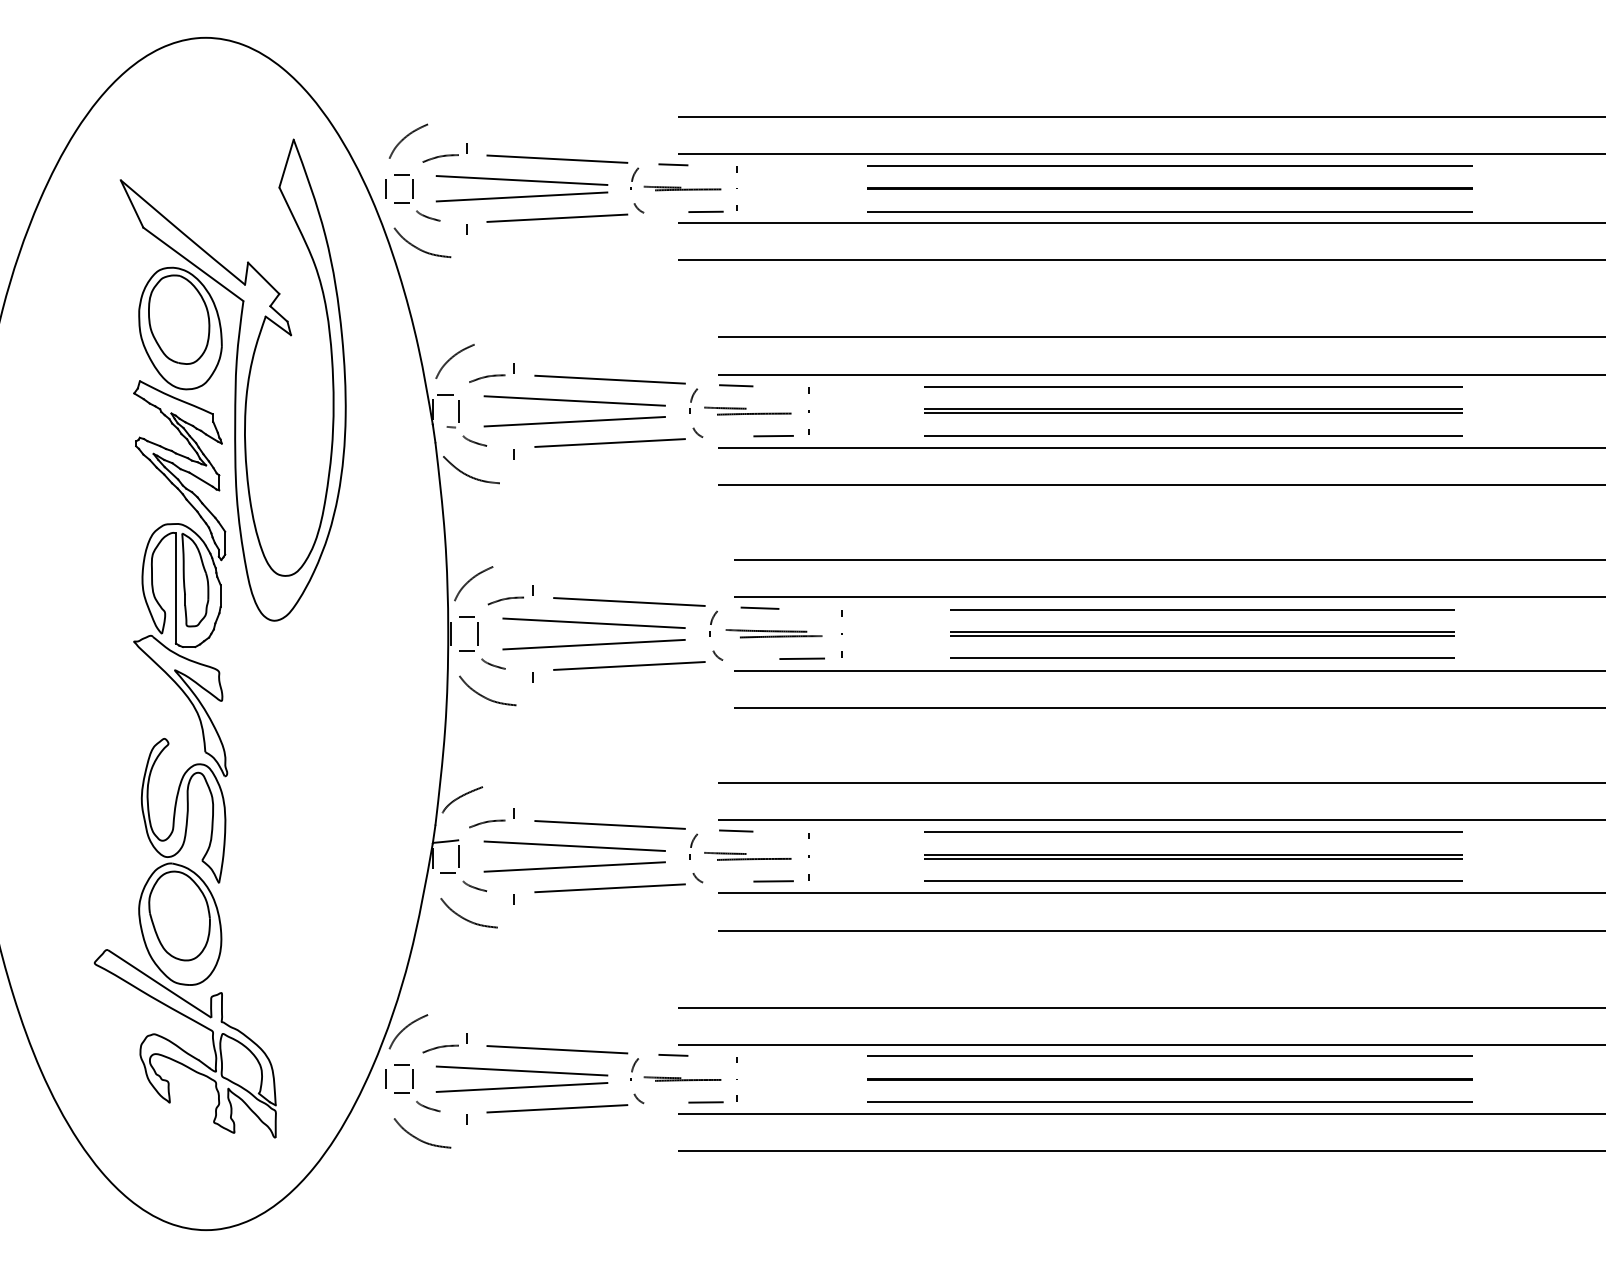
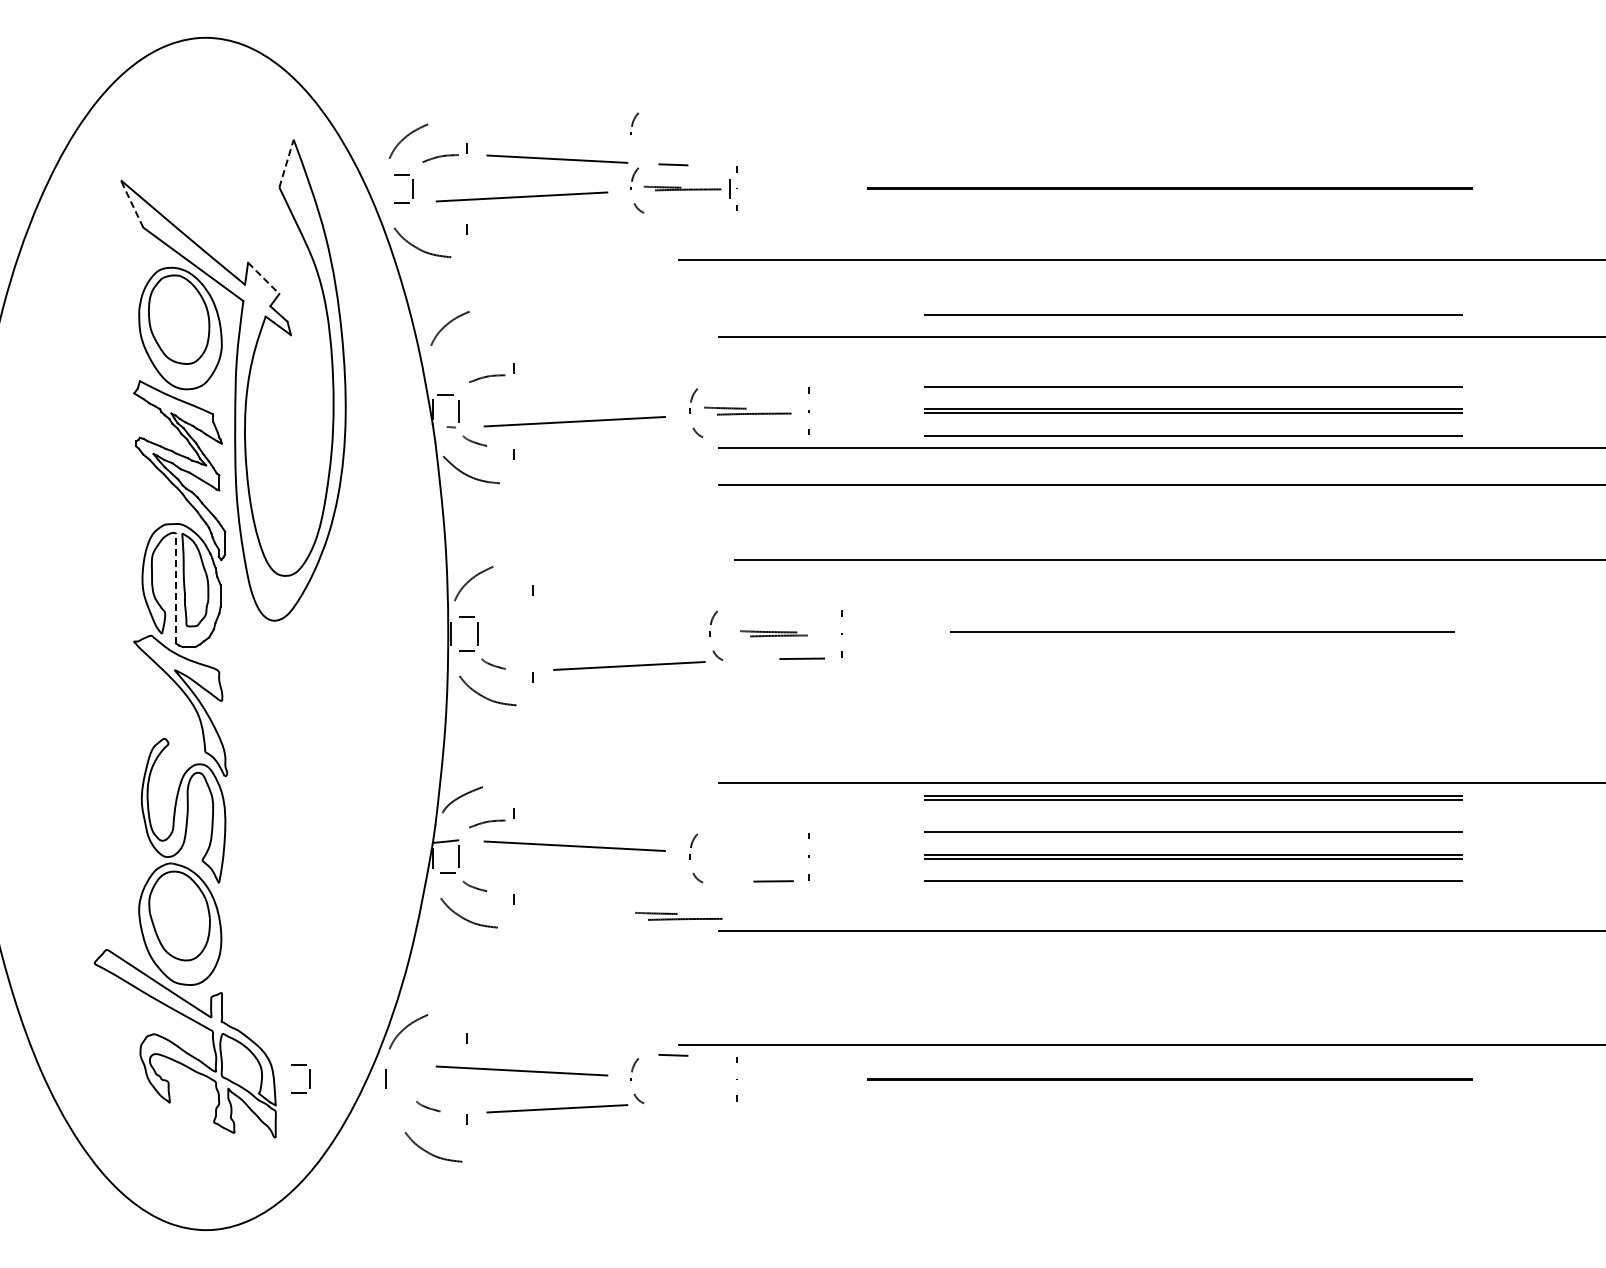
line: present -> none (1140, 117)
part: none -> present (634, 123)
line: present -> none (1140, 154)
line: solid -> dashed (286, 163)
line: present -> none (1169, 165)
line: present -> none (521, 180)
line position: (385, 188) -> (729, 188) (729, 188)
line: solid -> dashed (131, 203)
line: present -> none (705, 211)
line: present -> none (1169, 211)
curve: present -> none (428, 216)
line: present -> none (557, 217)
line: present -> none (1140, 222)
line: solid -> dashed (264, 278)
line: none -> present (1193, 314)
curve position: (452, 358) -> (447, 325) (447, 325)
line: present -> none (1159, 374)
line: present -> none (609, 379)
line: present -> none (736, 385)
line: present -> none (574, 400)
line: present -> none (773, 435)
line: present -> none (609, 443)
line: solid -> dashed (175, 588)
line: present -> none (1167, 596)
curve: present -> none (505, 599)
line: present -> none (629, 602)
line: present -> none (759, 607)
line: present -> none (1202, 609)
line: present -> none (593, 623)
part size: 98x10 px -> 68x8 px (773, 633)
line: present -> none (1202, 636)
line: present -> none (593, 644)
line: present -> none (1202, 658)
line: present -> none (1167, 671)
line: present -> none (1167, 708)
part: none -> present (1193, 797)
line: present -> none (1159, 819)
line: present -> none (609, 824)
line: present -> none (736, 830)
part position: (747, 856) -> (678, 916) (678, 916)
line: present -> none (574, 866)
line: present -> none (609, 888)
line: present -> none (1159, 893)
line: present -> none (1140, 1007)
curve: present -> none (440, 1047)
line: present -> none (557, 1049)
line: present -> none (1169, 1056)
part position: (412, 1078) -> (309, 1078) (309, 1078)
part: present -> none (682, 1078)
line: present -> none (521, 1087)
line: present -> none (705, 1102)
line: present -> none (1169, 1102)
line: present -> none (1140, 1113)
curve position: (419, 1138) -> (430, 1152) (430, 1152)
line: present -> none (1140, 1150)
